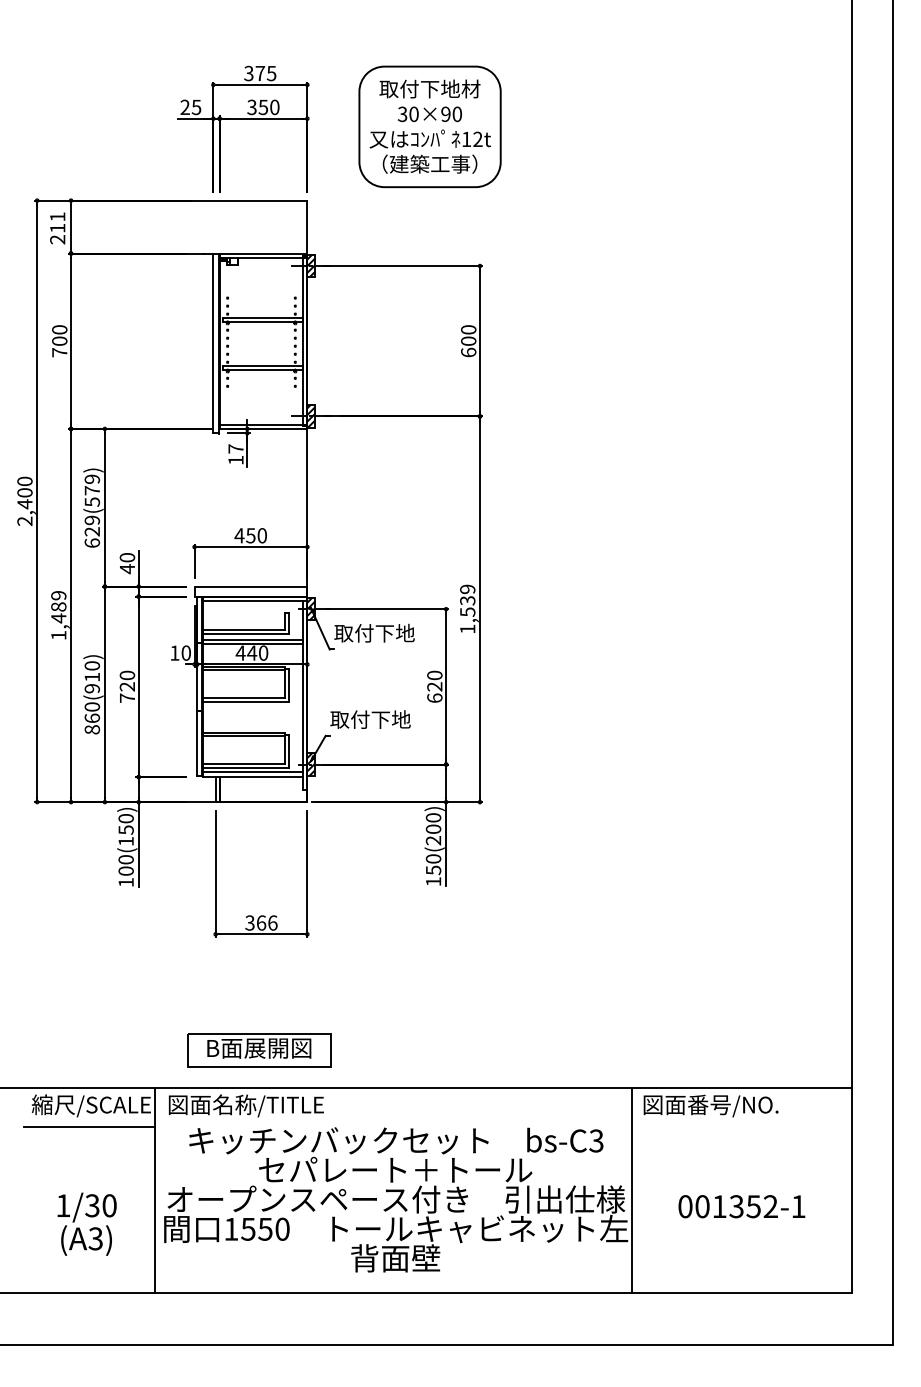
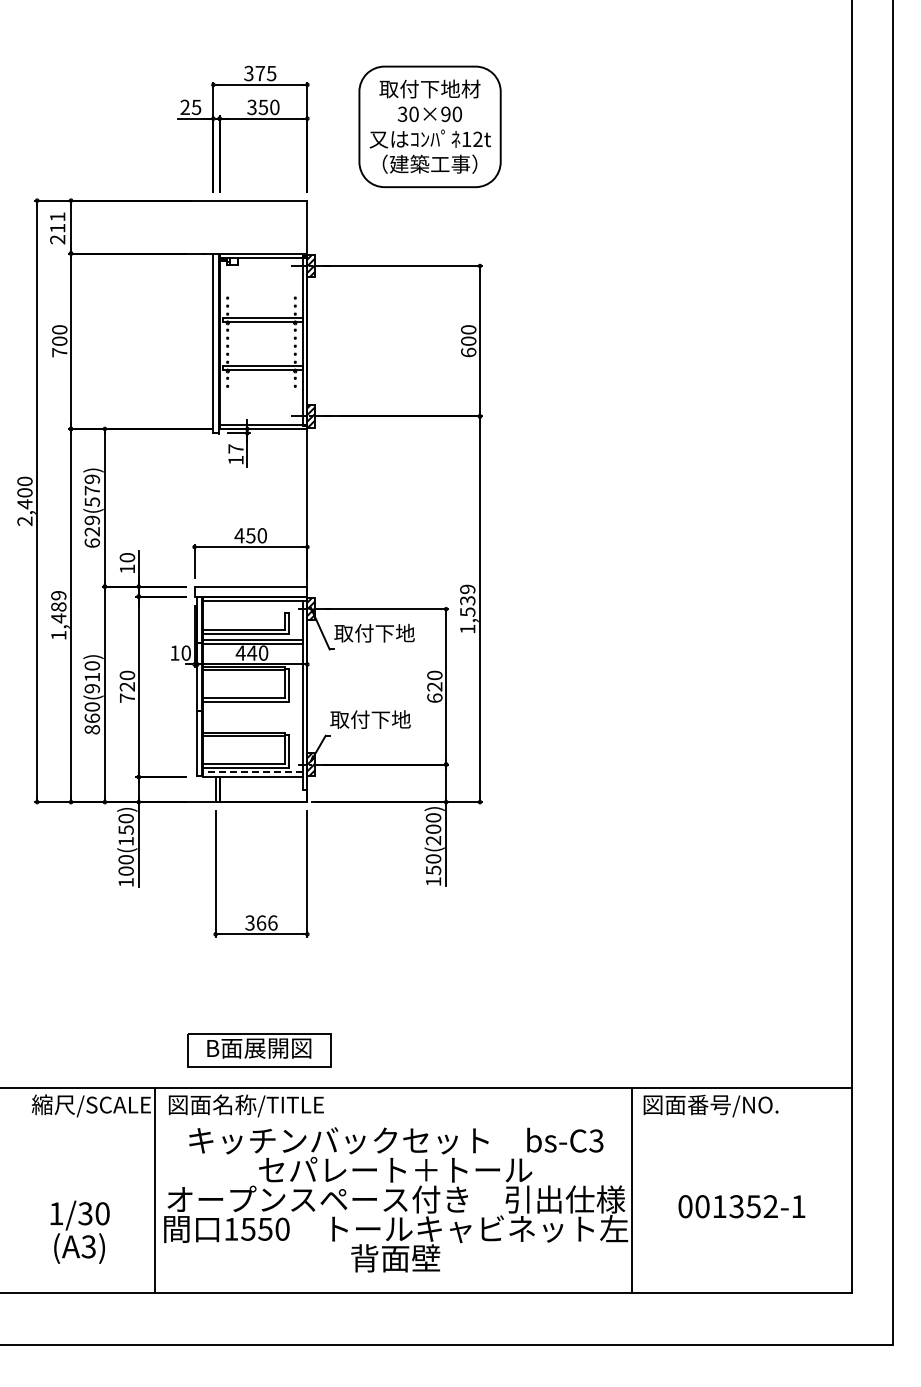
text: 40 -> 10 (127, 569)
line: solid -> dashed (252, 772)
line: present -> none (89, 1126)
text position: (86, 1223) -> (79, 1231) (79, 1231)
